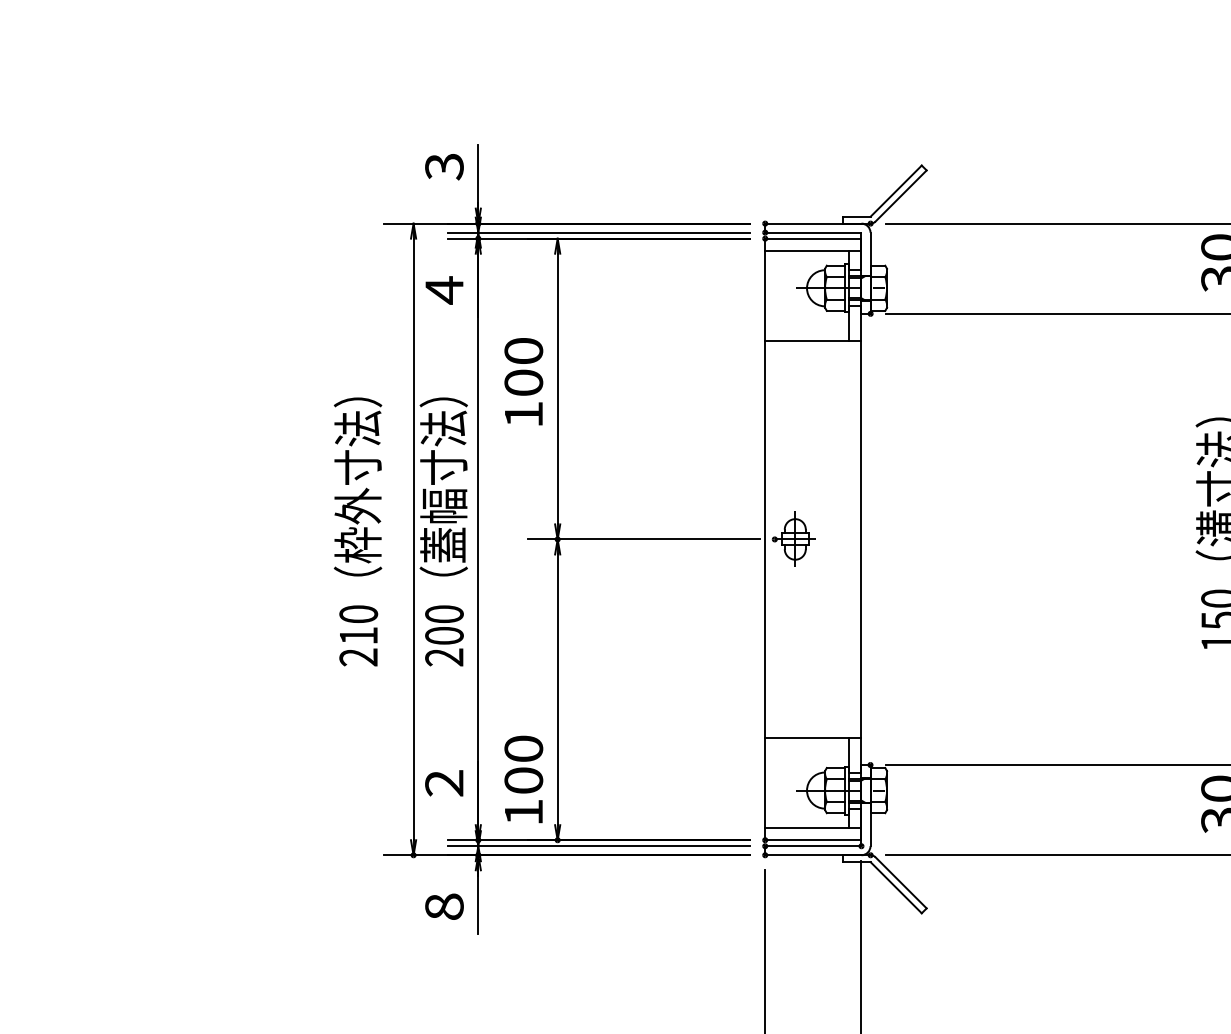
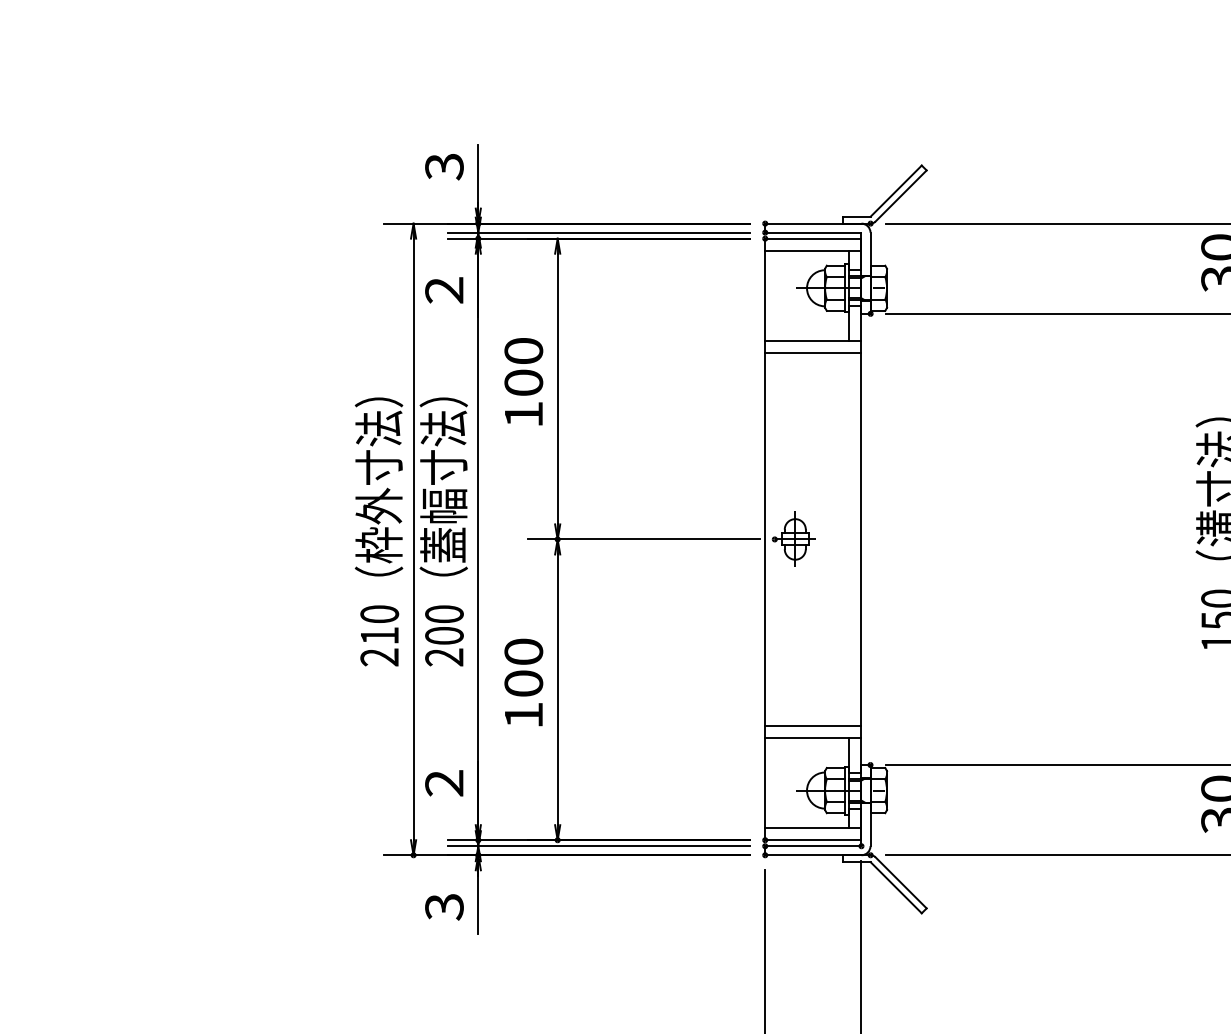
text: 4 -> 2 (444, 290)
line: none -> present (813, 352)
text position: (357, 531) -> (378, 531) (378, 531)
line: none -> present (813, 725)
text position: (523, 779) -> (523, 682) (523, 682)
text: 8 -> 3 (444, 906)
